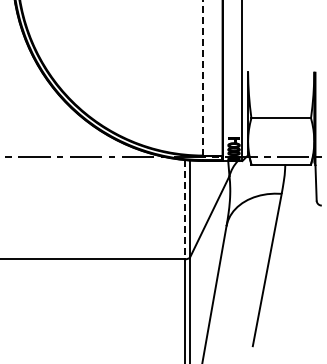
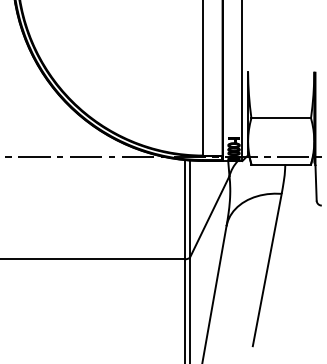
line: dashed -> solid (203, 77)
line: dashed -> solid (184, 209)
